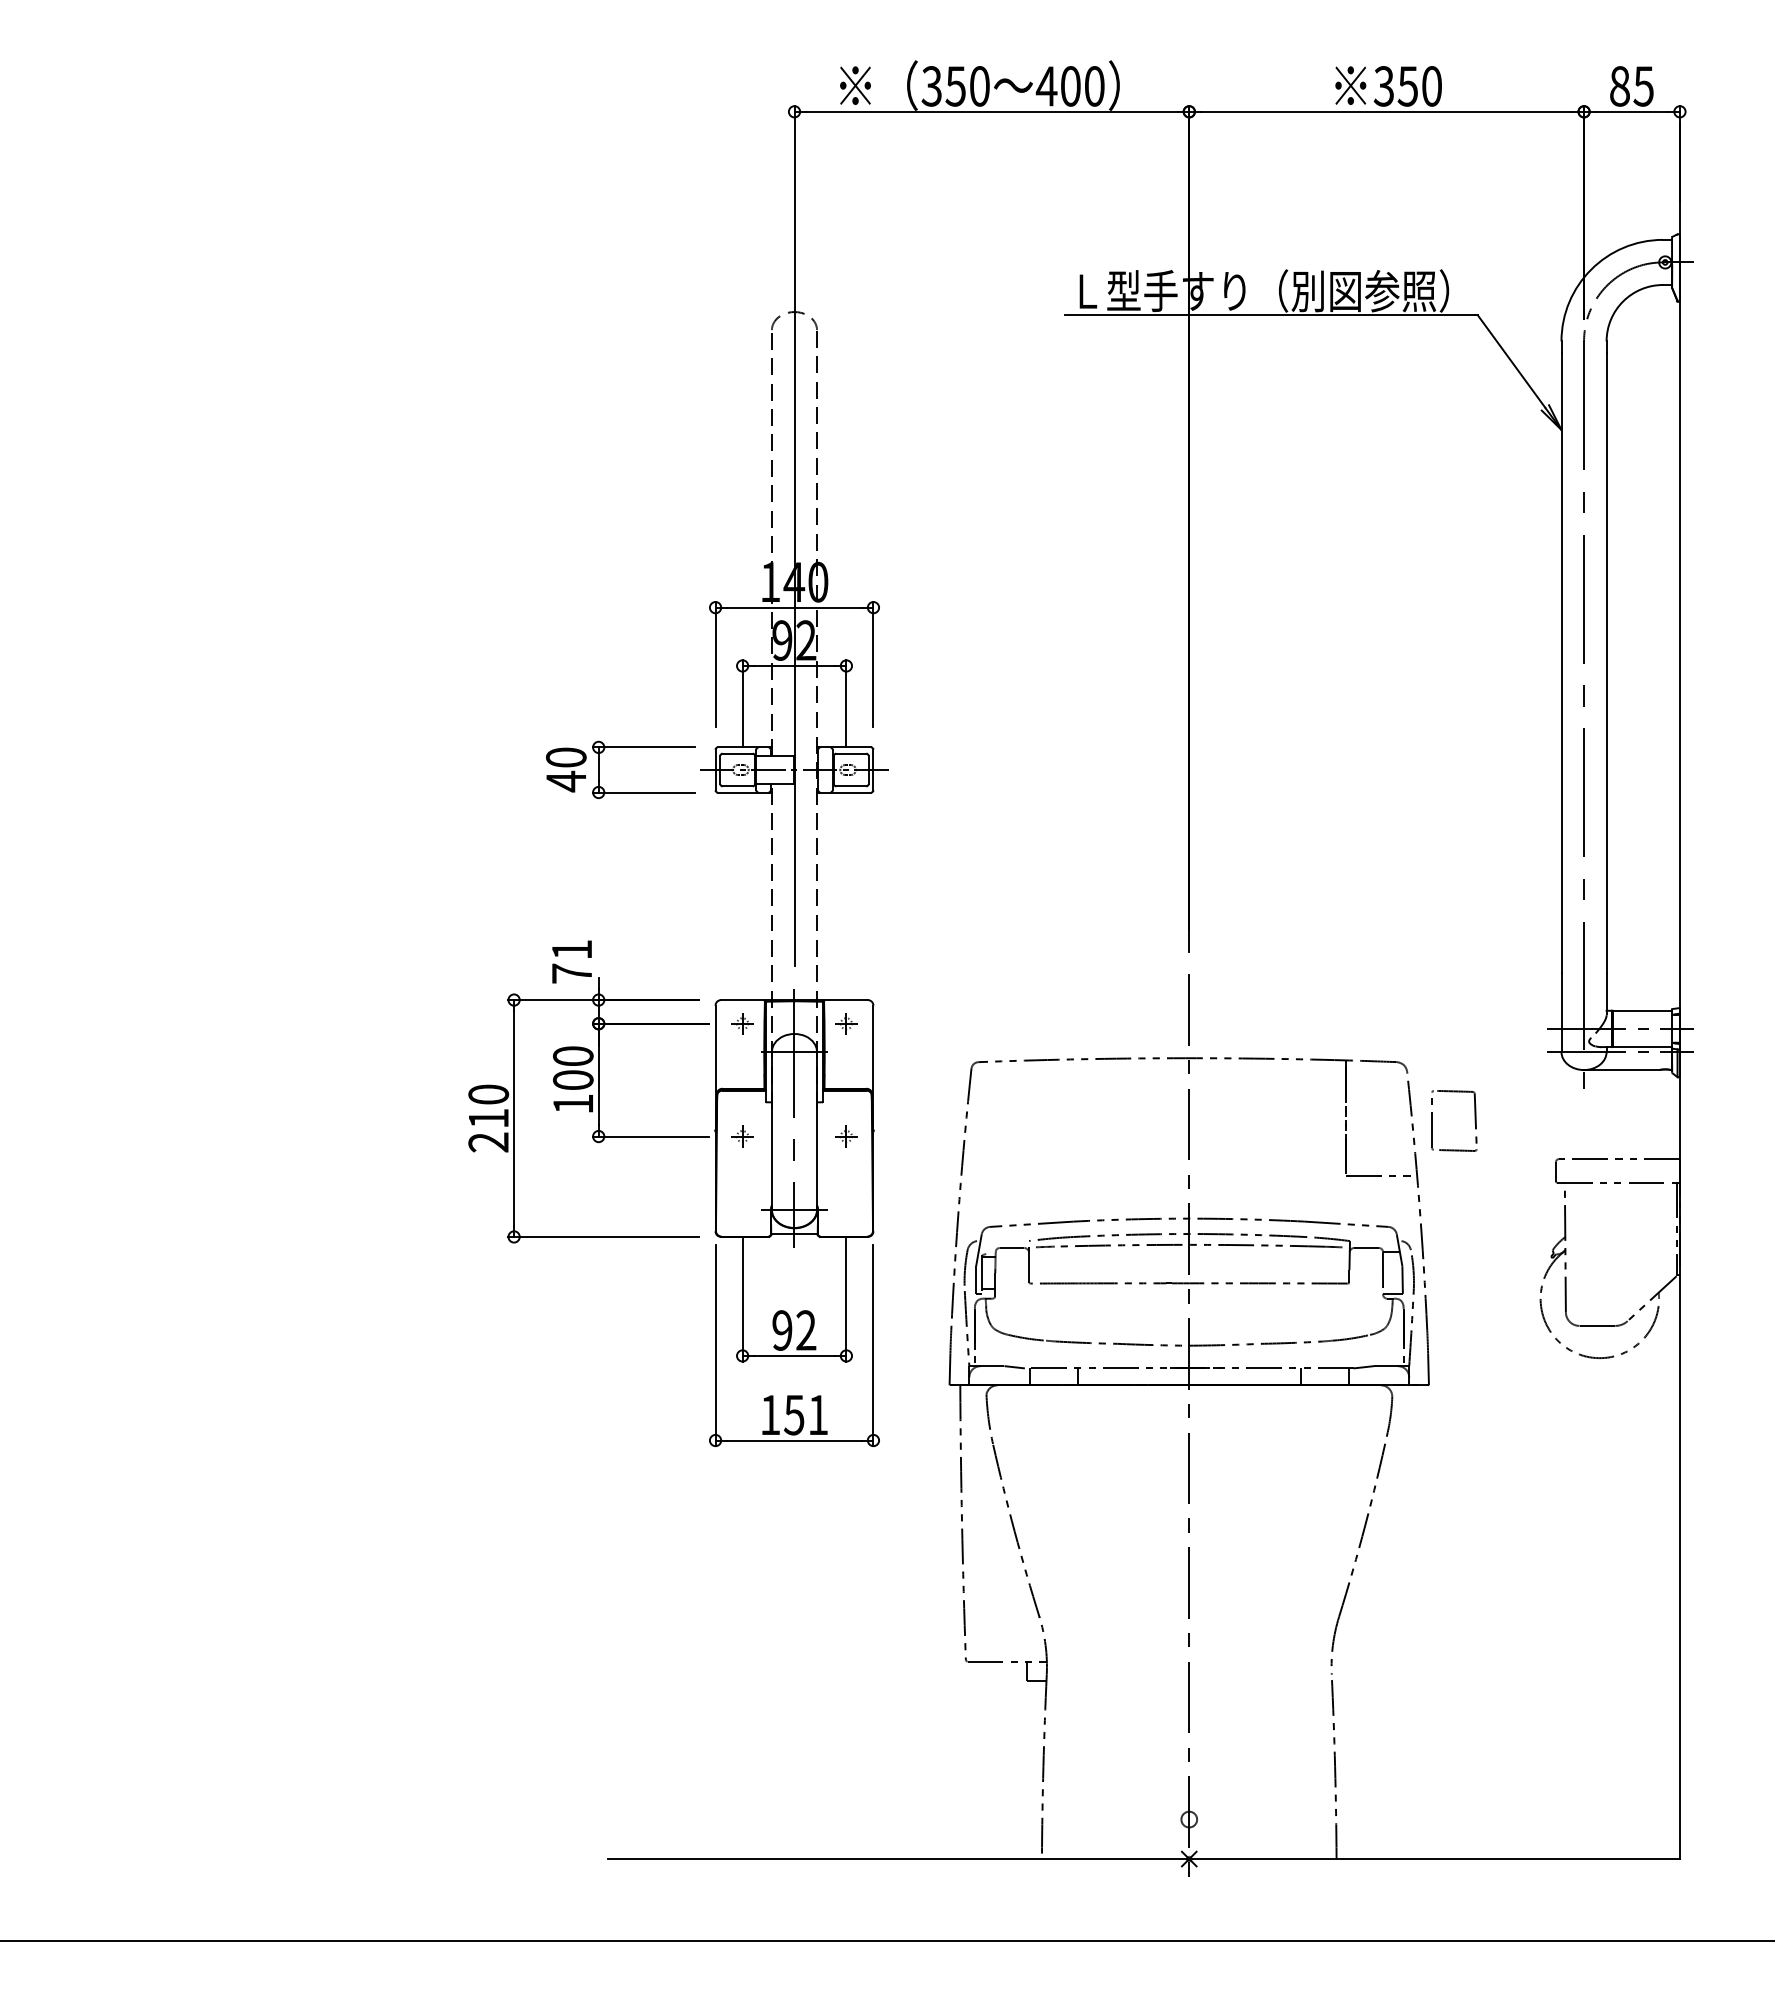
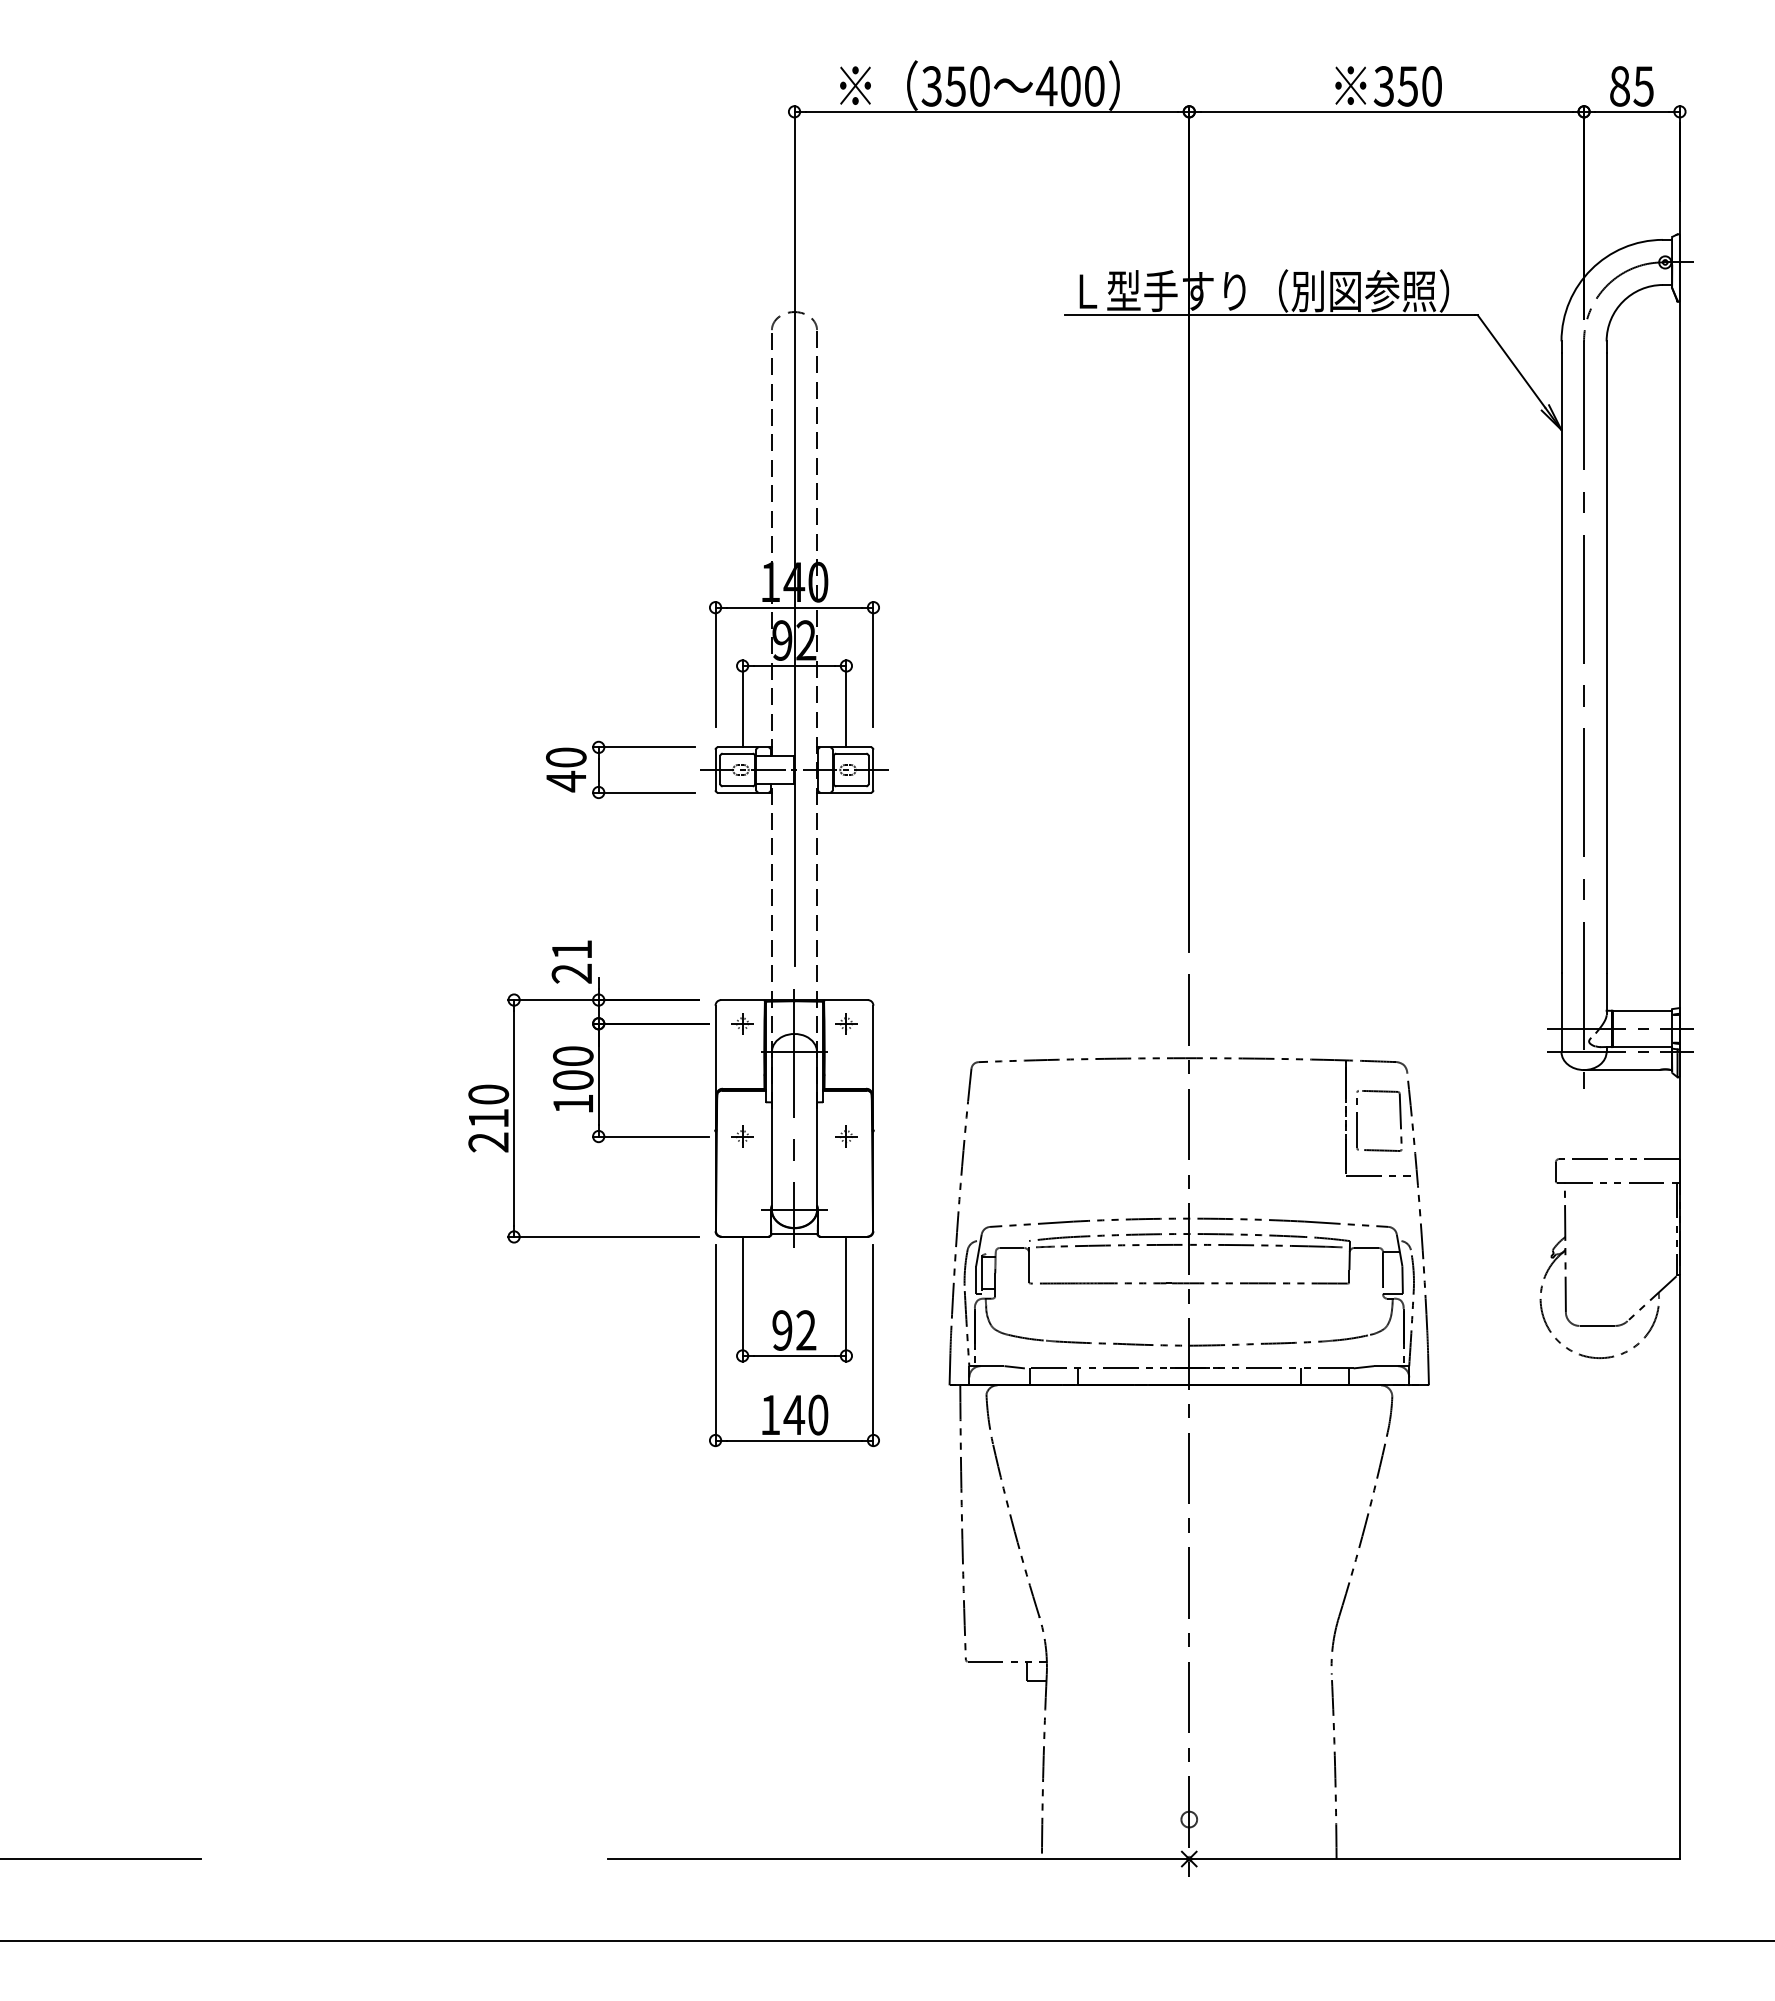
text: 71 -> 21 (571, 973)
part position: (1474, 1120) -> (1399, 1120) (1399, 1120)
text: 151 -> 140 (805, 1414)
line: none -> present (101, 1859)
